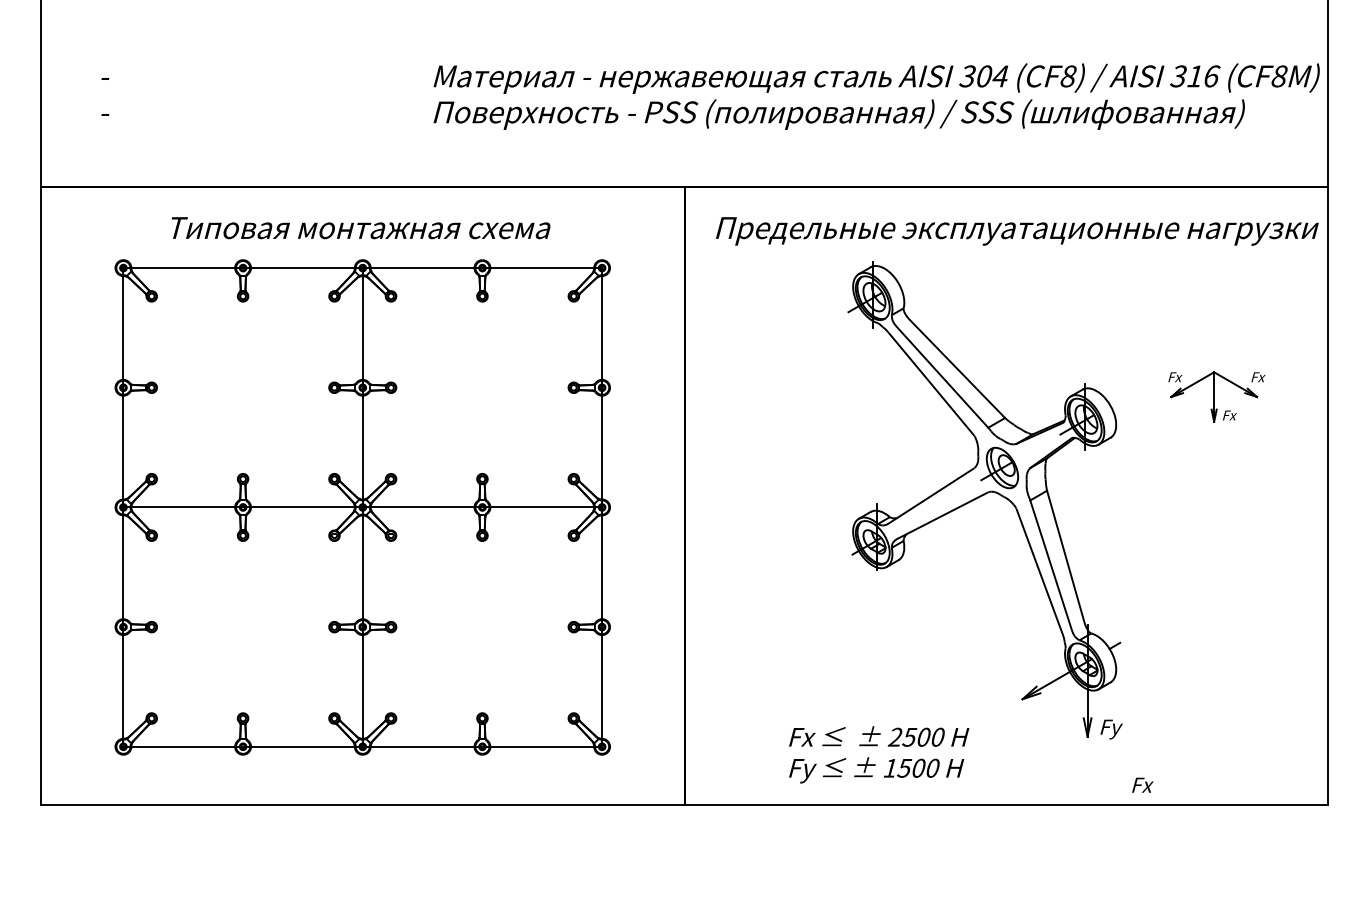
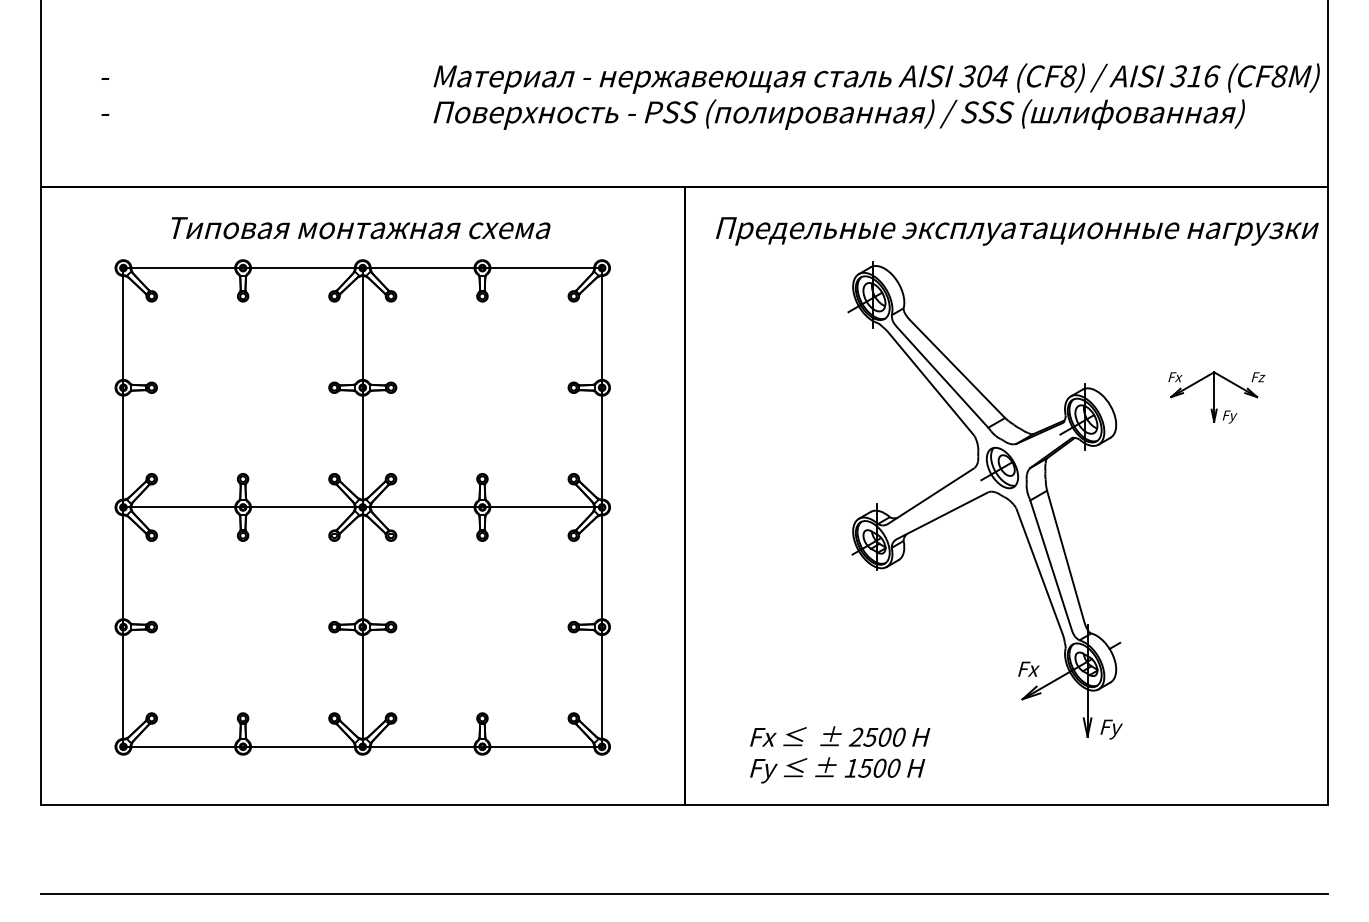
text: Fх -> Fz (1257, 377)
text: Fх -> Fy (1229, 417)
text position: (879, 754) -> (840, 754) (840, 754)
text position: (1142, 784) -> (1028, 668) (1028, 668)
line: none -> present (684, 894)
